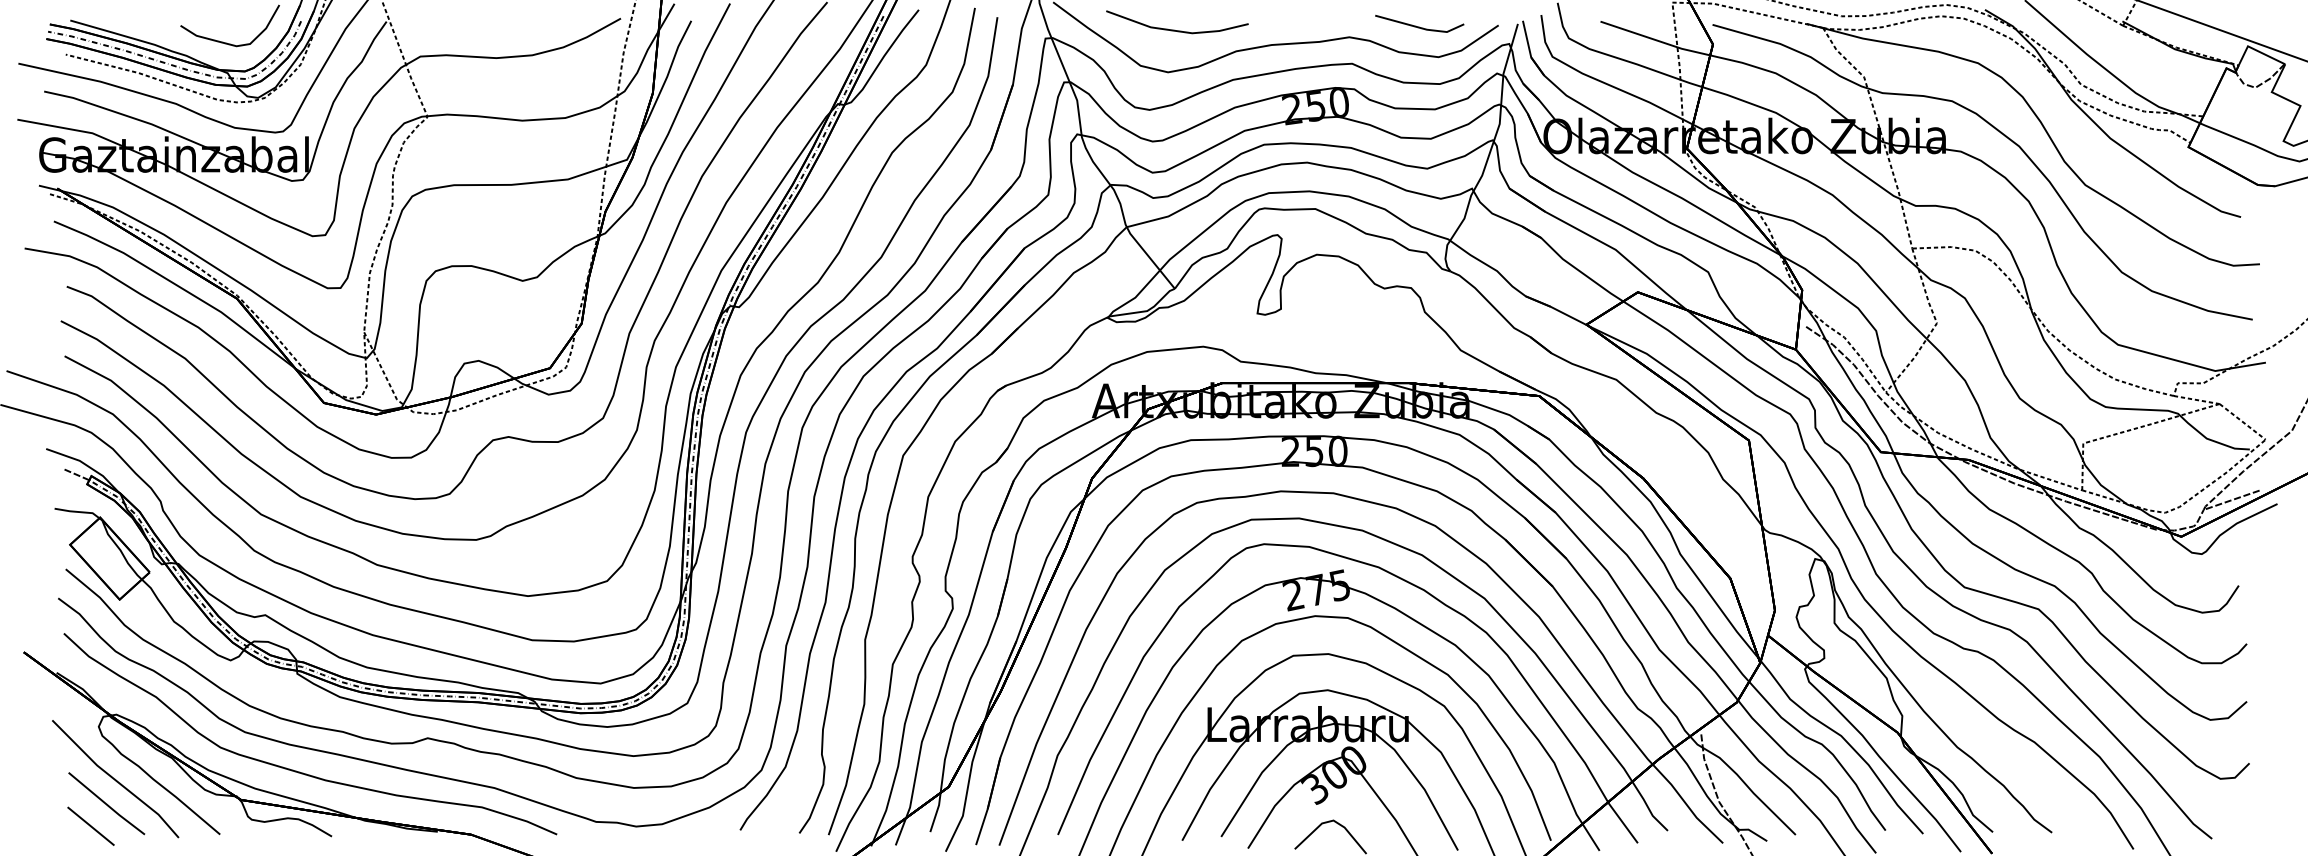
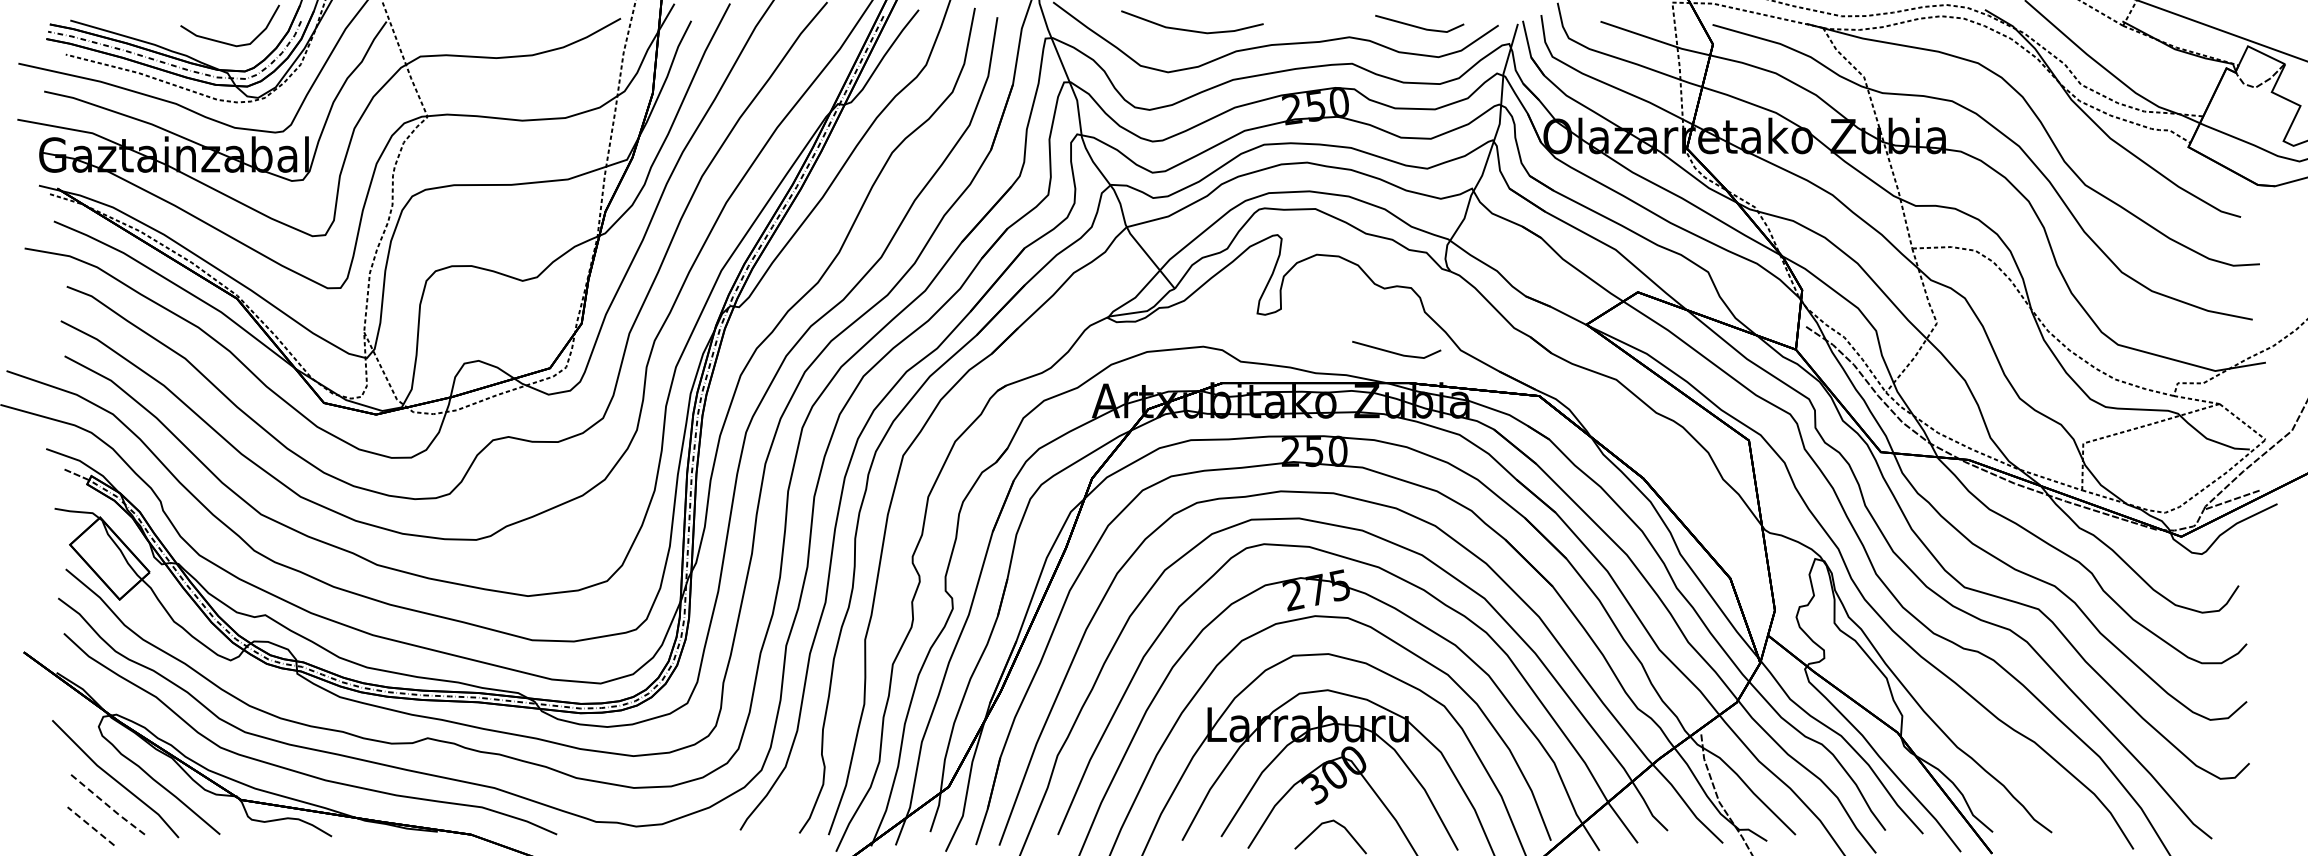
line position: (1174, 29) -> (1189, 29) (1189, 29)
line: none -> present (1396, 352)
line: solid -> dashed (106, 804)
line: solid -> dashed (90, 826)
